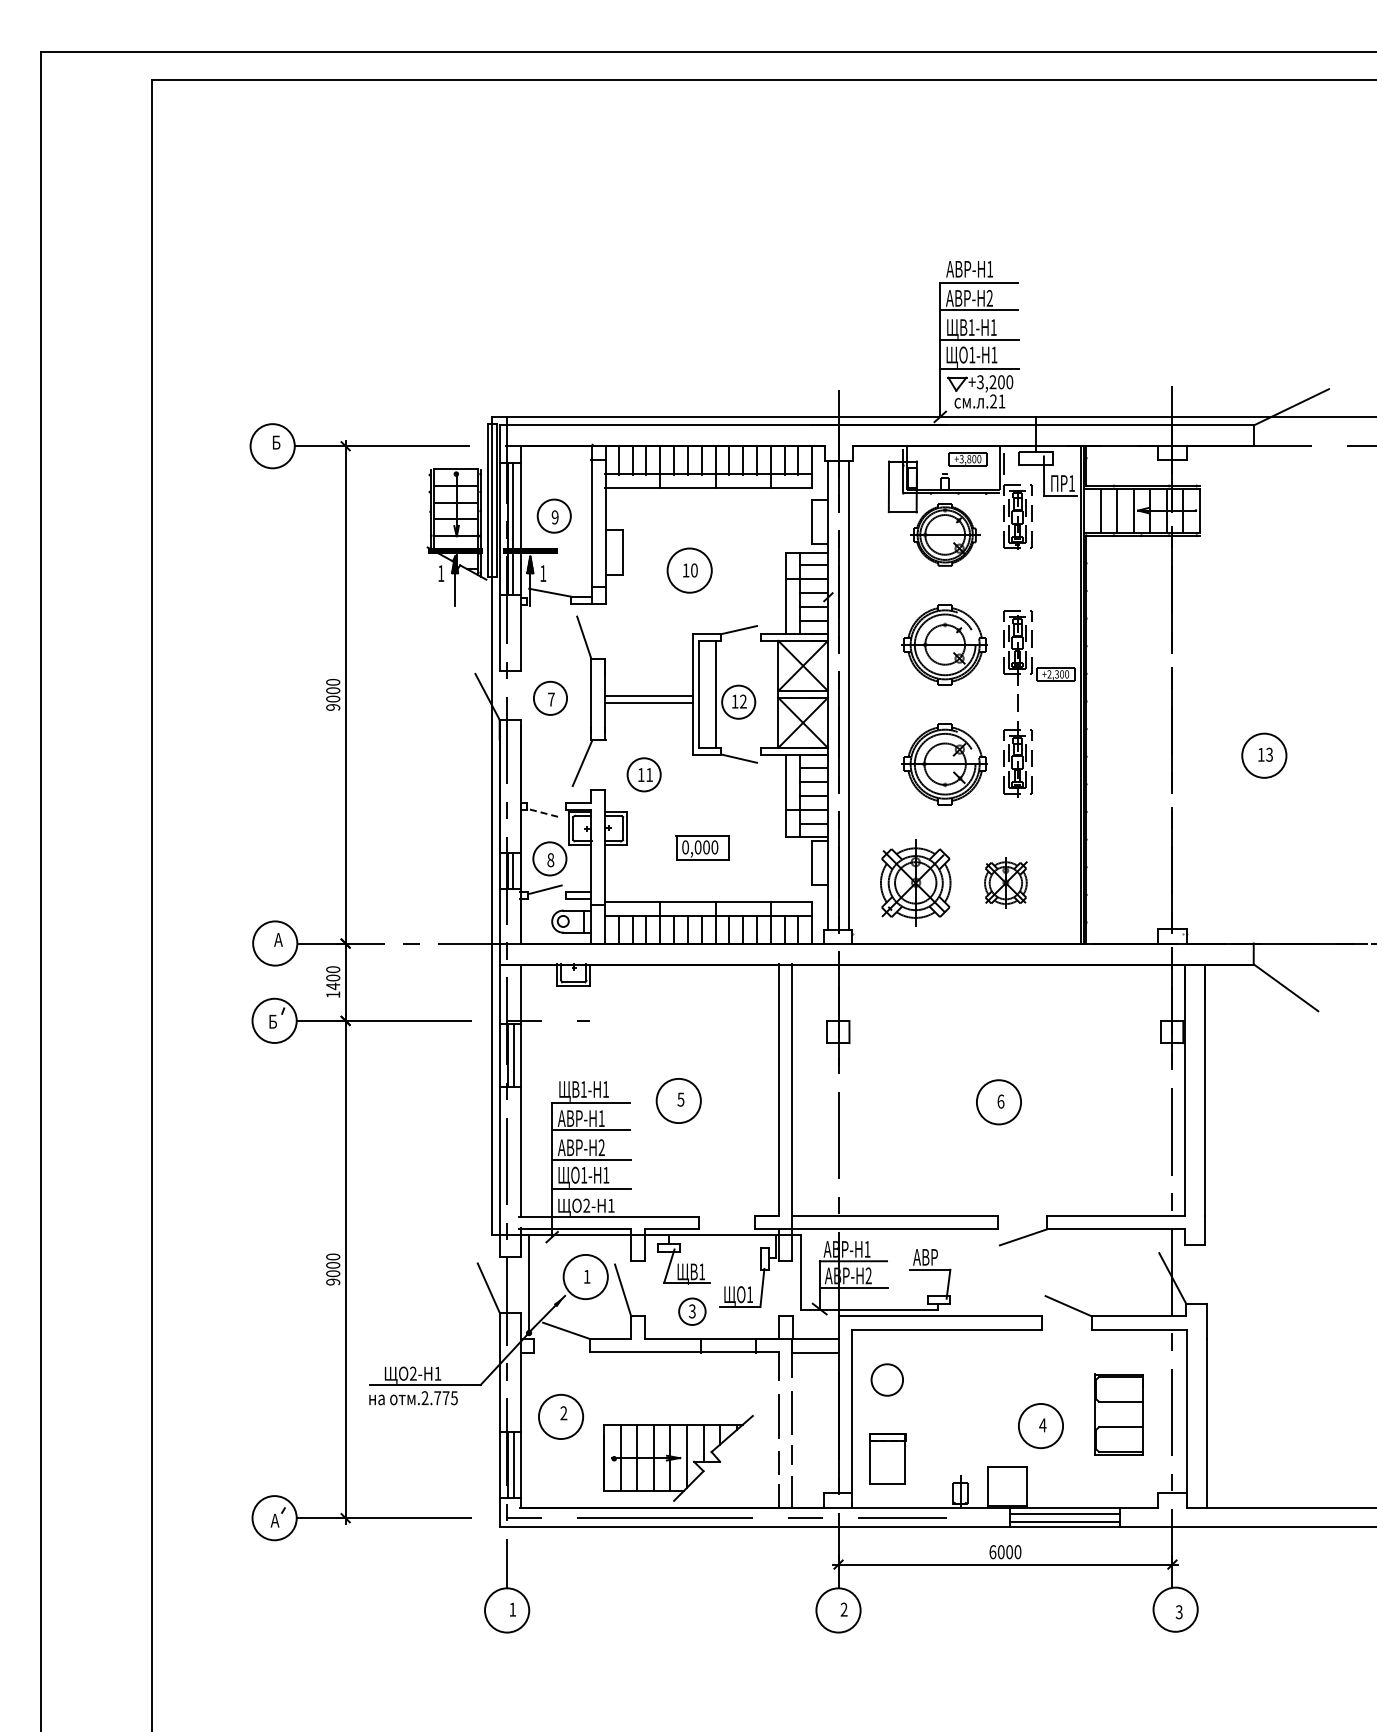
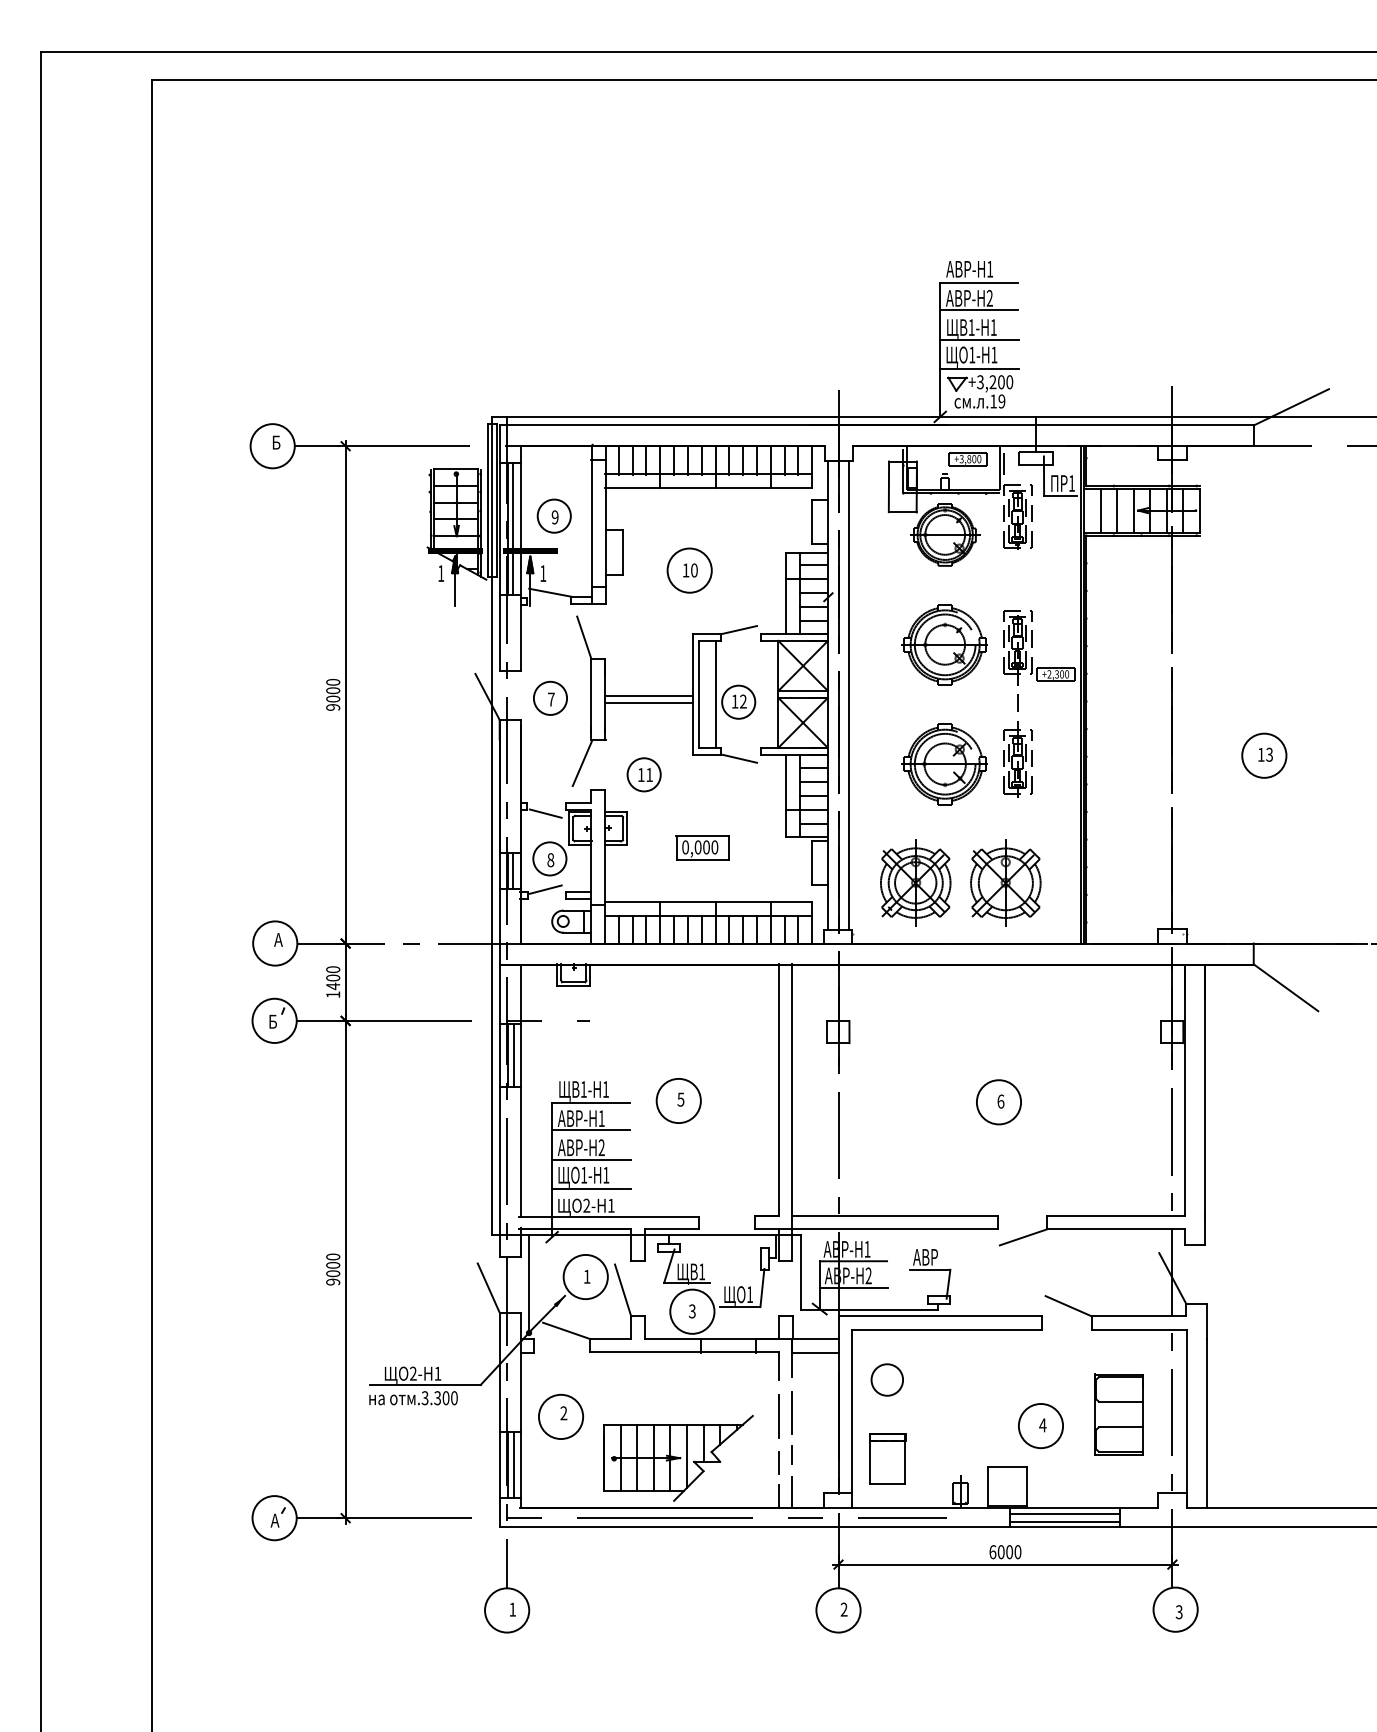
text: .21 -> .19 (997, 401)
line: dashed -> solid (546, 813)
part size: 44x52 px -> 72x88 px (1005, 882)
circle diameter: 27 px -> 44 px (692, 1311)
text: .2.775 -> .3.300 (439, 1398)
